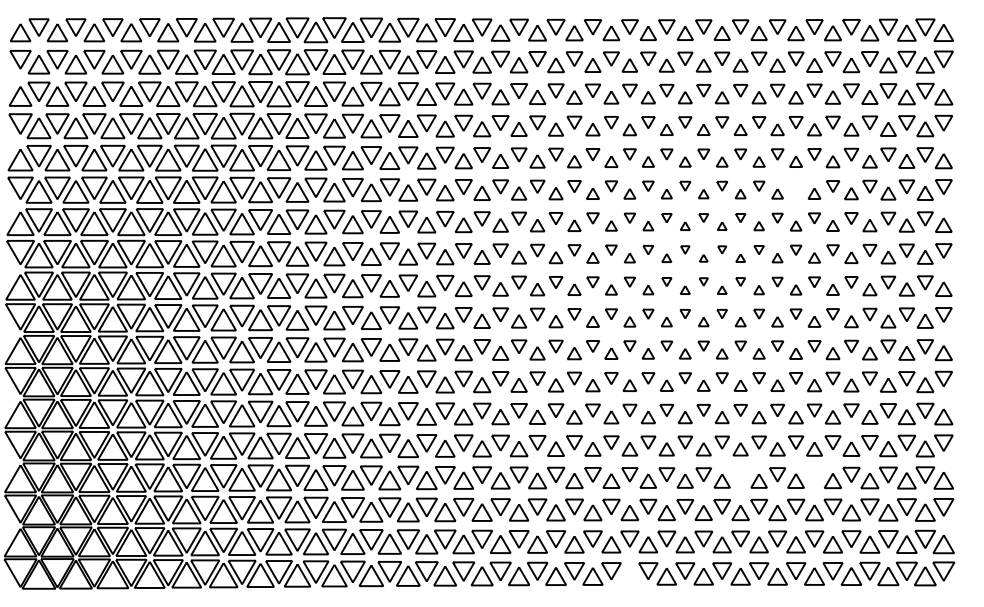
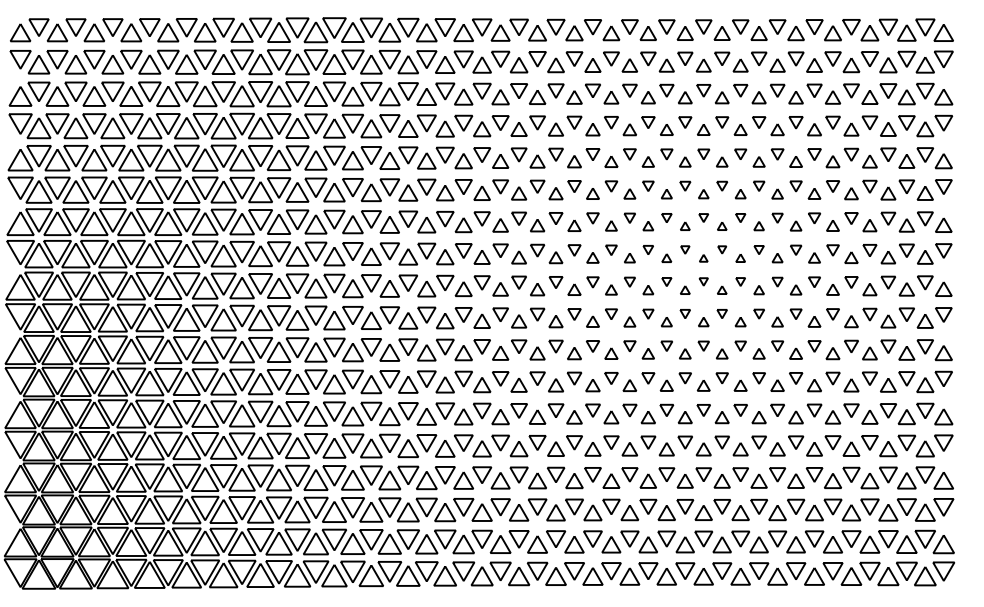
part: none -> present (795, 186)
part: none -> present (740, 474)
part: none -> present (814, 474)
part: none -> present (629, 576)
